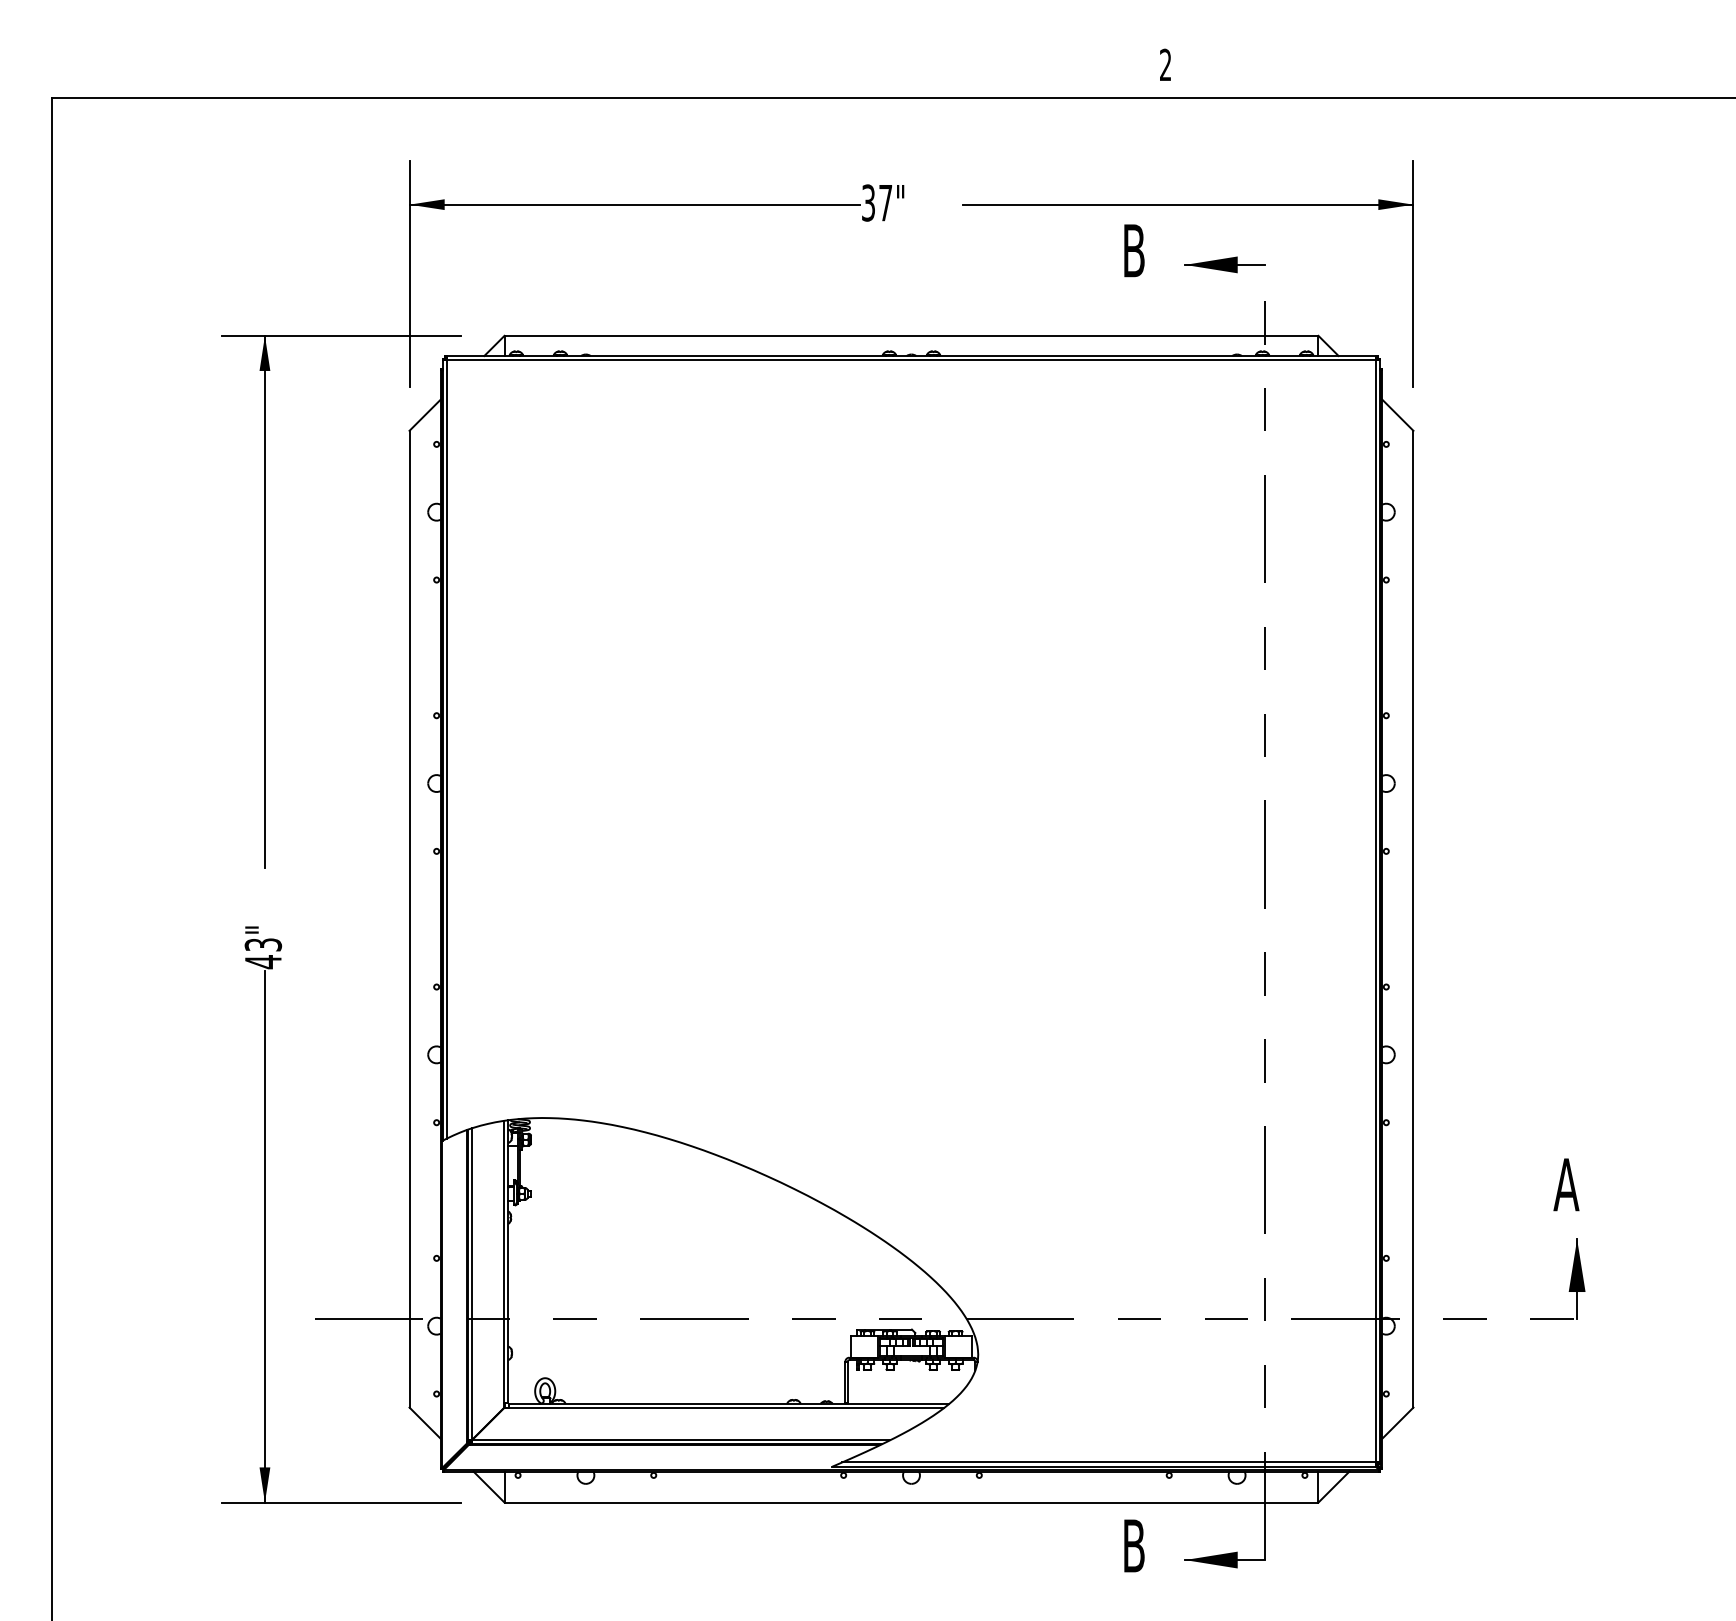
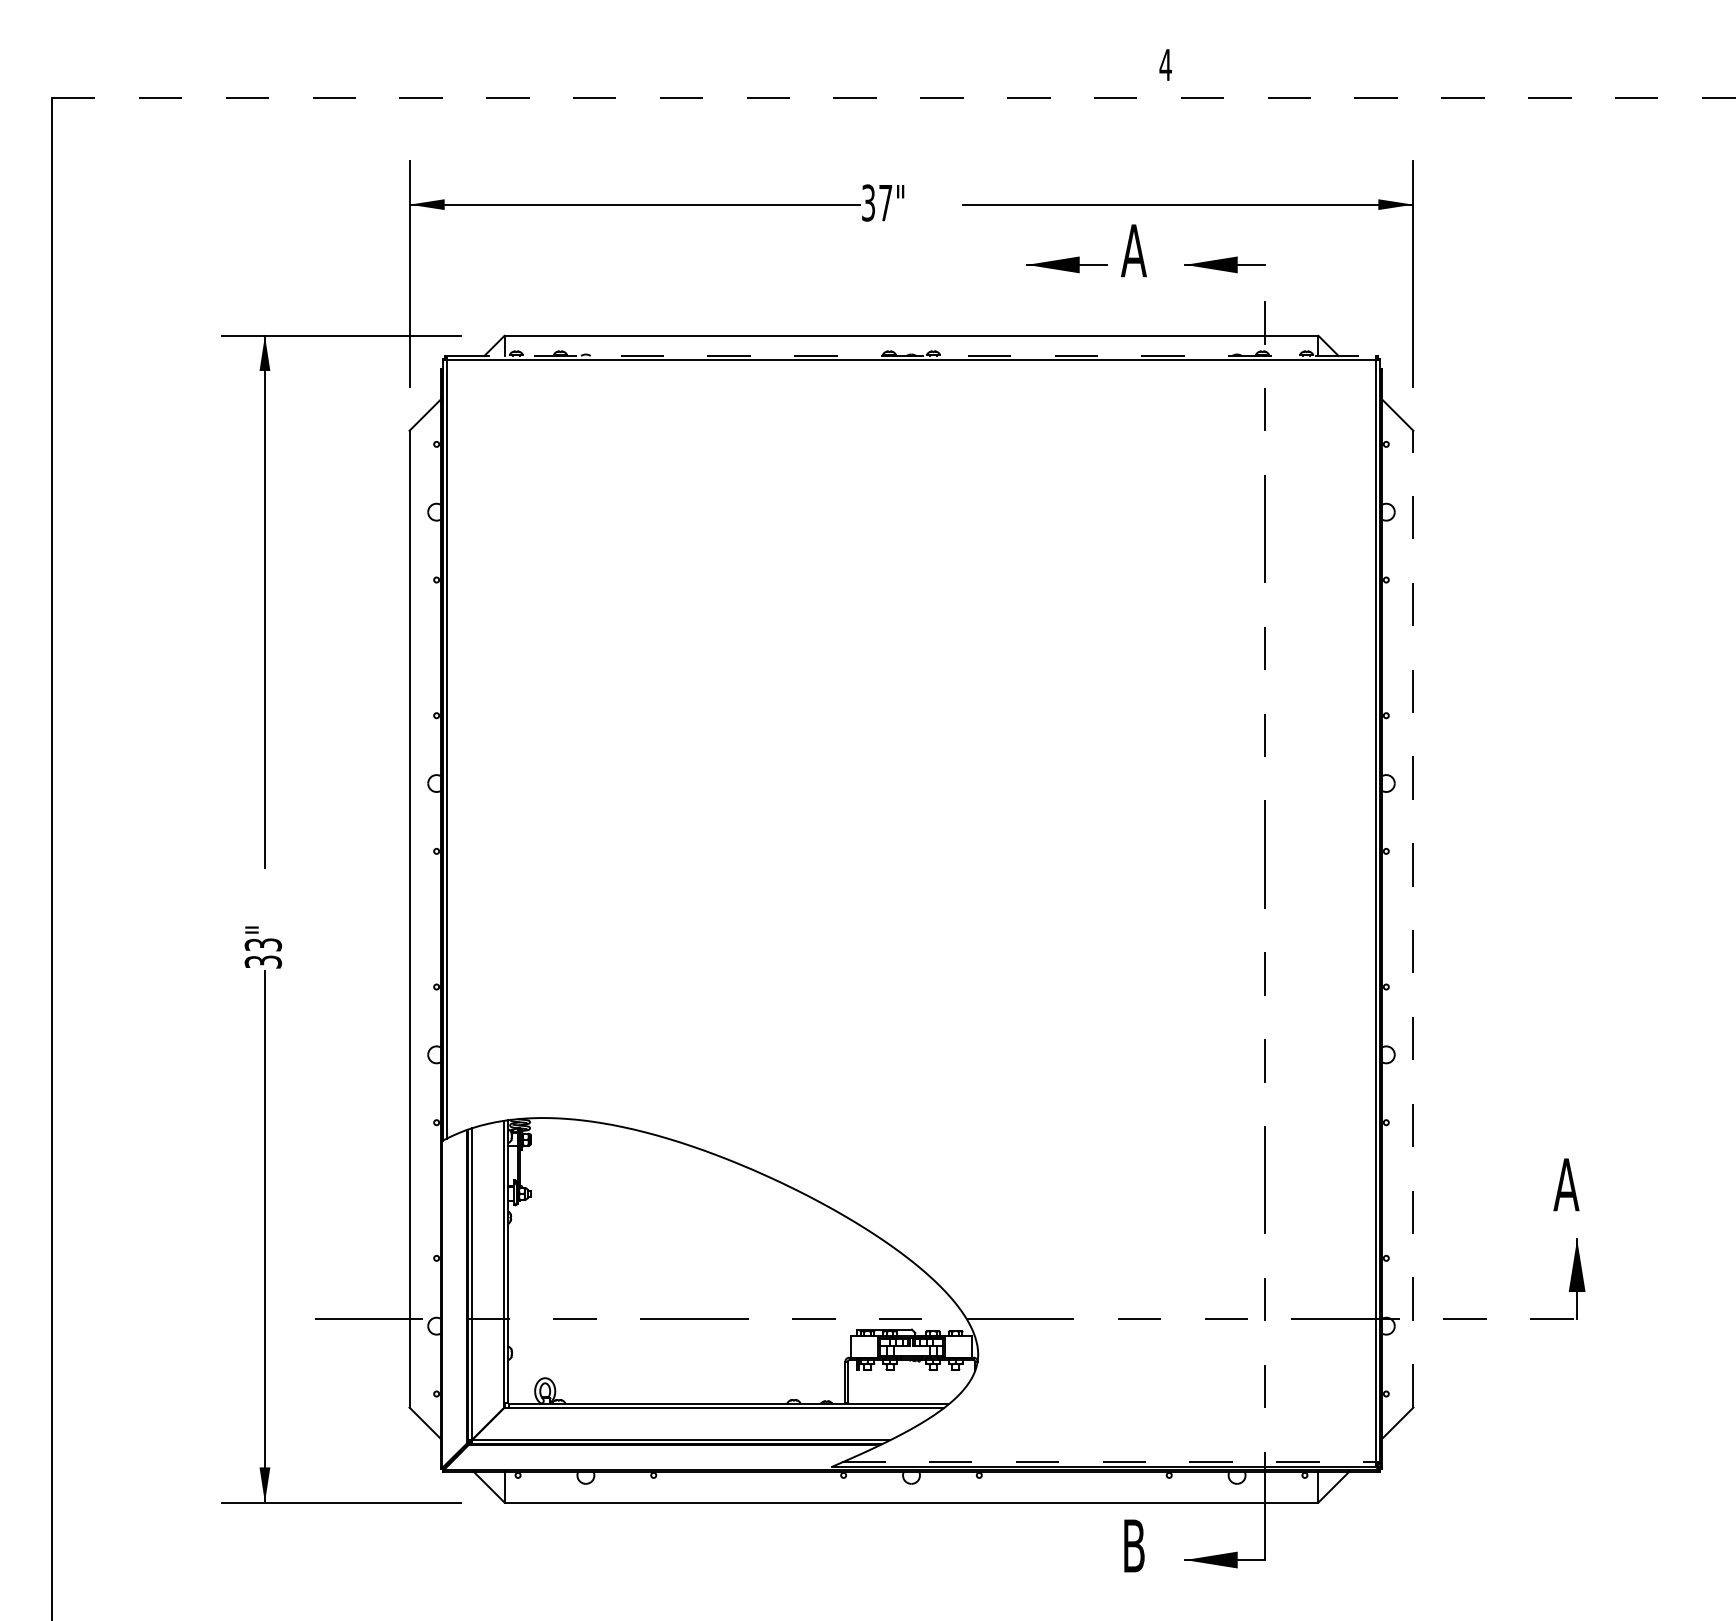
text: 2 -> 4 (1165, 64)
line: solid -> dashed (893, 98)
text: B -> A (1133, 250)
part: none -> present (1066, 264)
line: solid -> dashed (911, 355)
line: solid -> dashed (1413, 918)
text: 43" -> 33" (263, 962)
line: solid -> dashed (1109, 1462)
